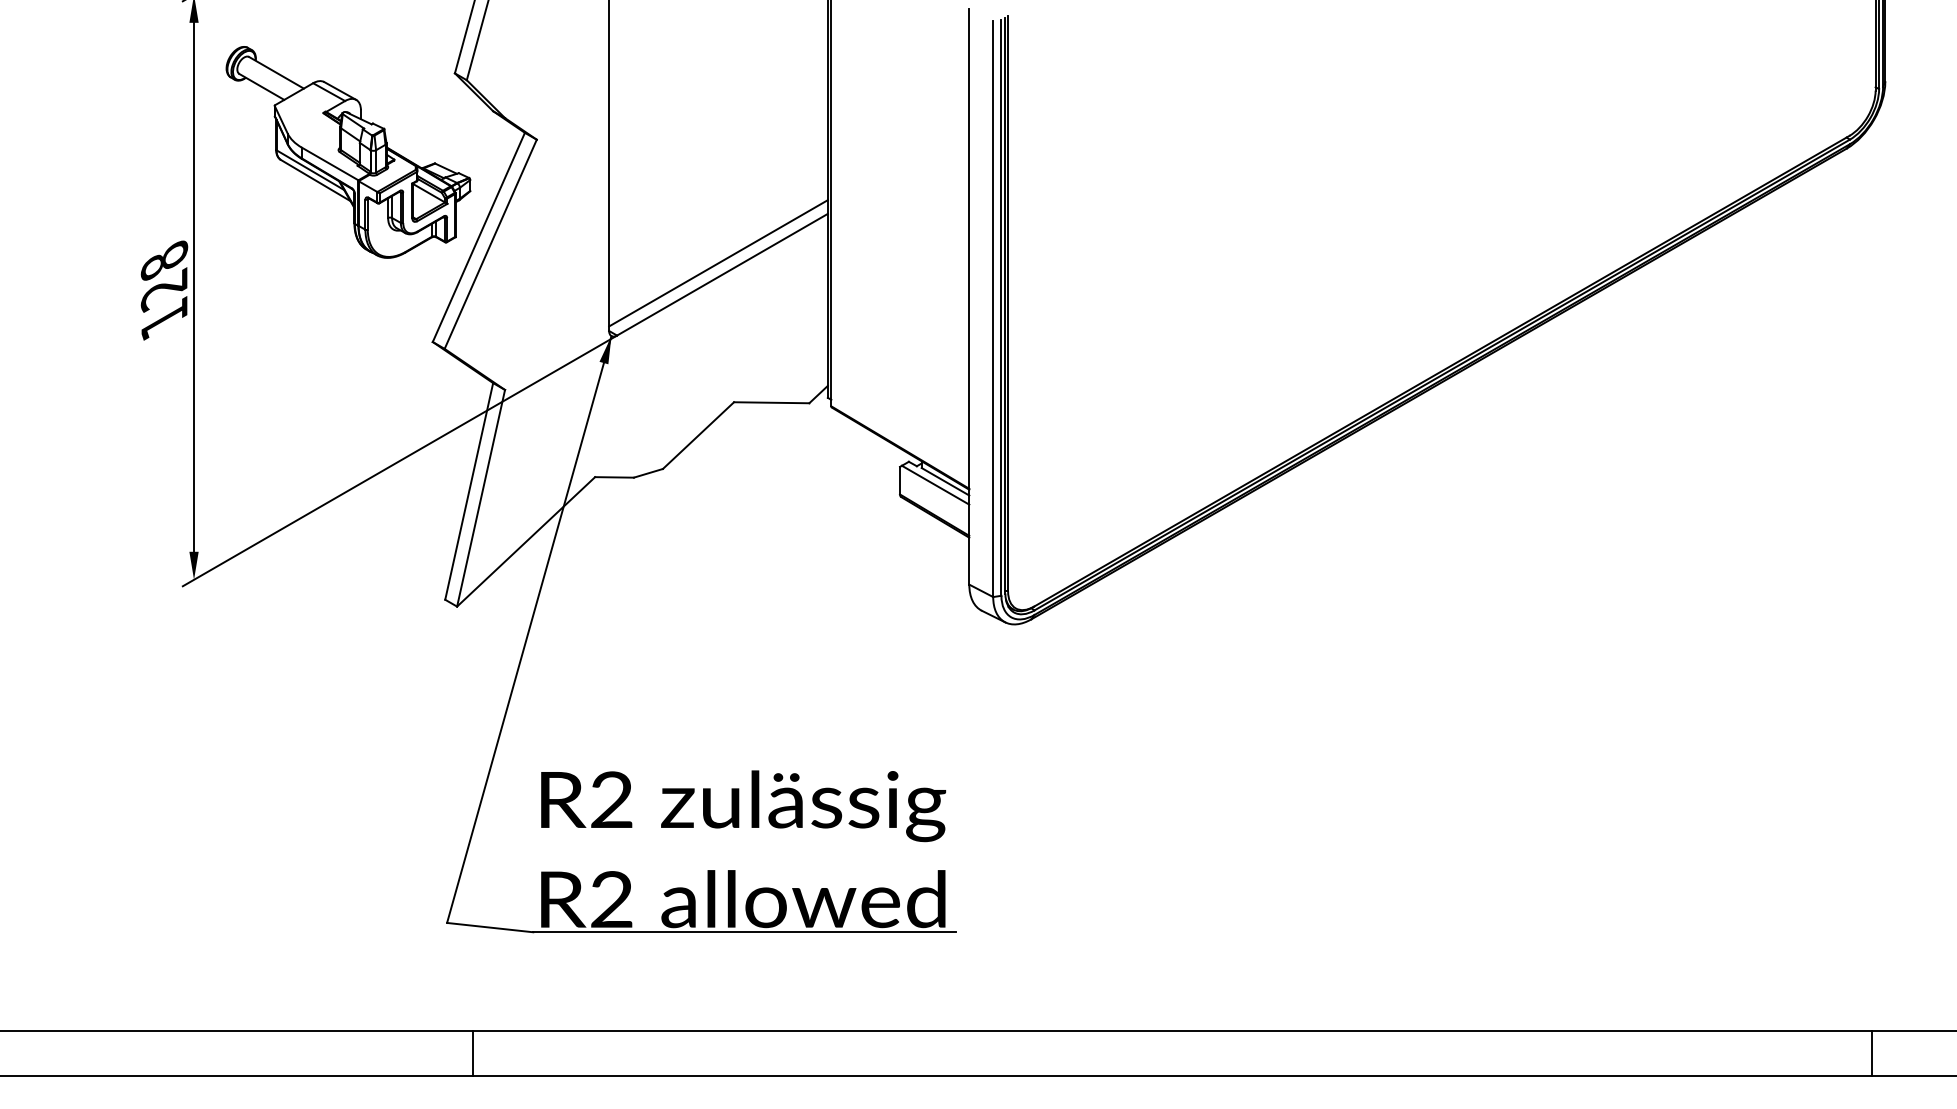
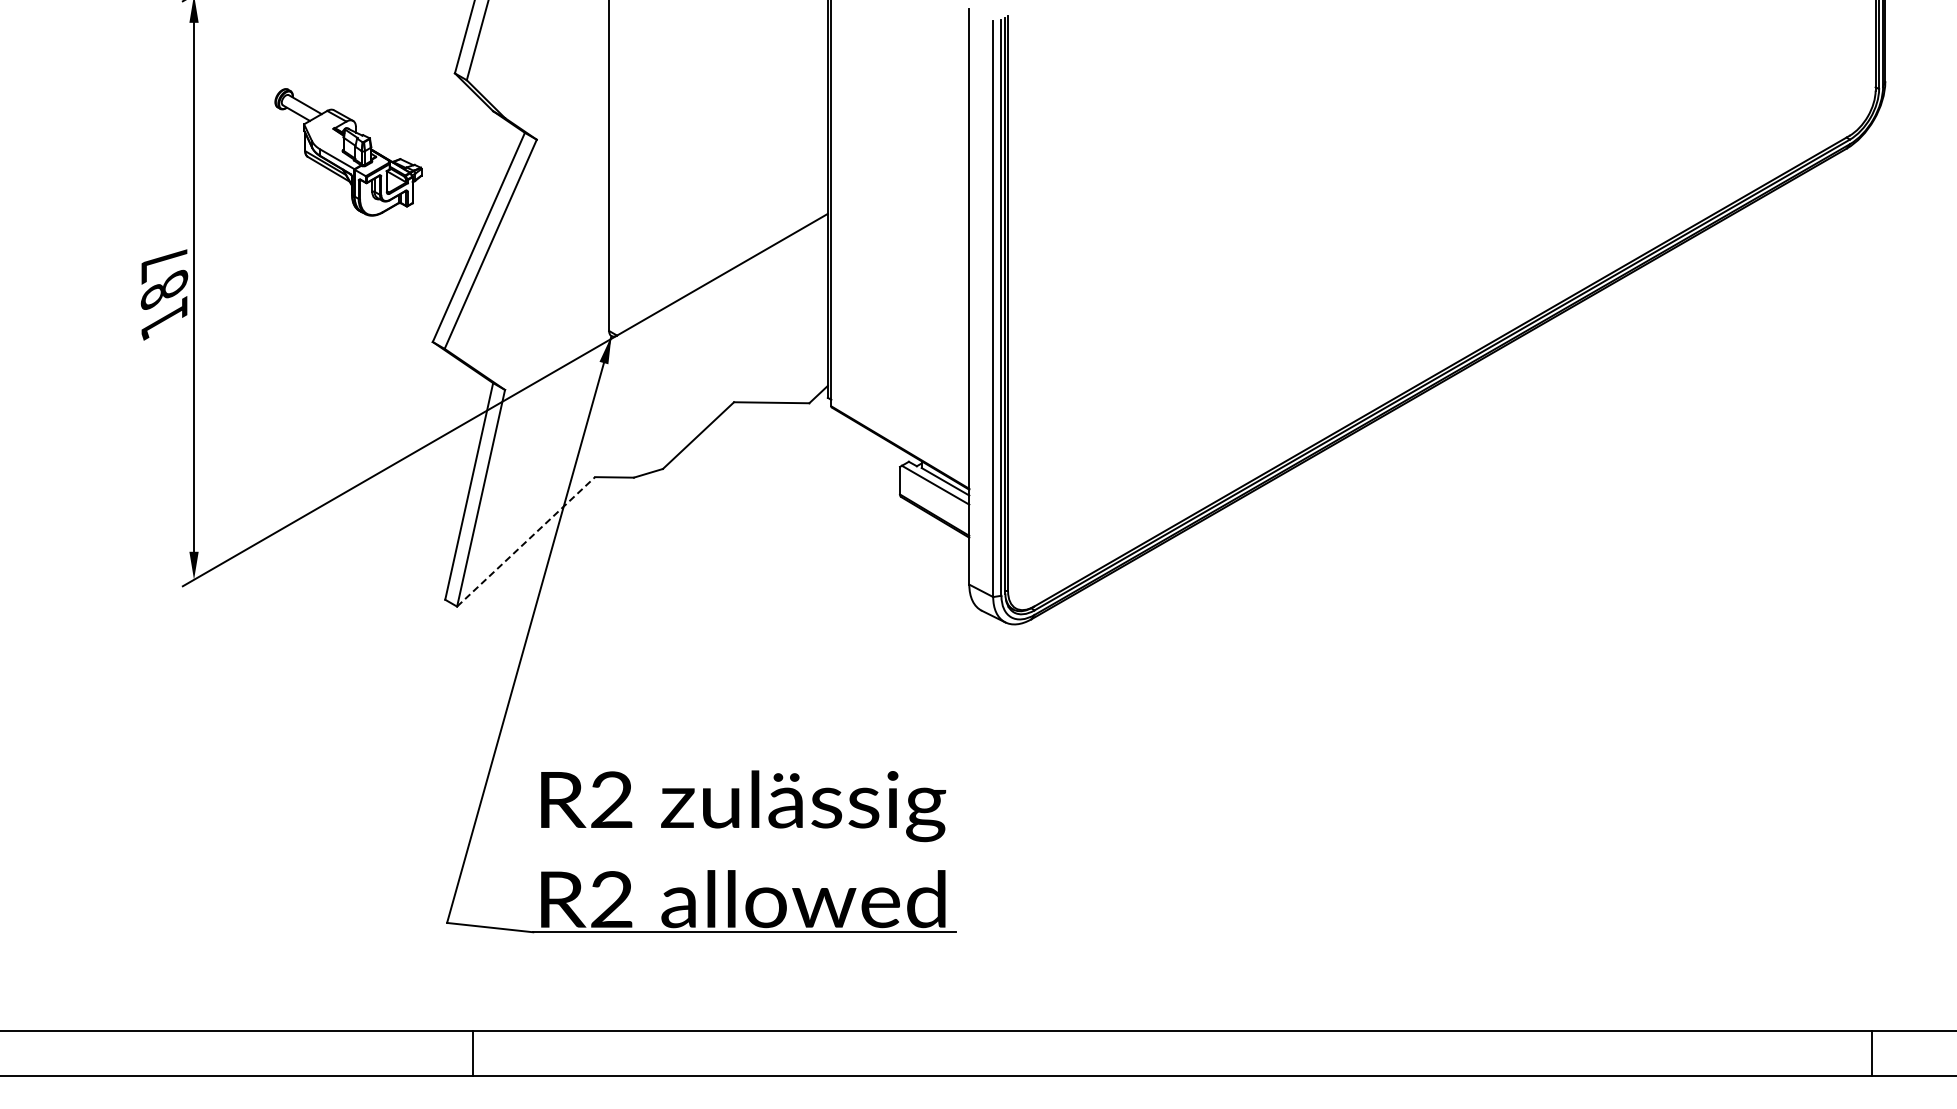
part size: 247x213 px -> 149x129 px (348, 152)
line: present -> none (718, 263)
text: 128 -> 187 (164, 276)
line: solid -> dashed (526, 541)
